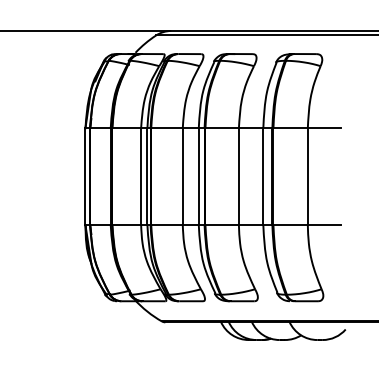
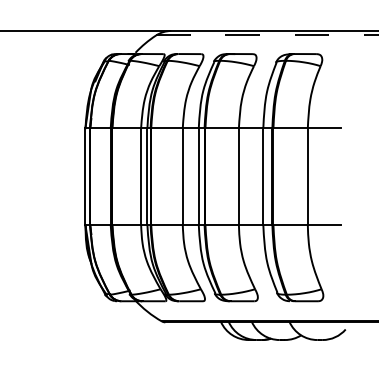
line: solid -> dashed (267, 35)
